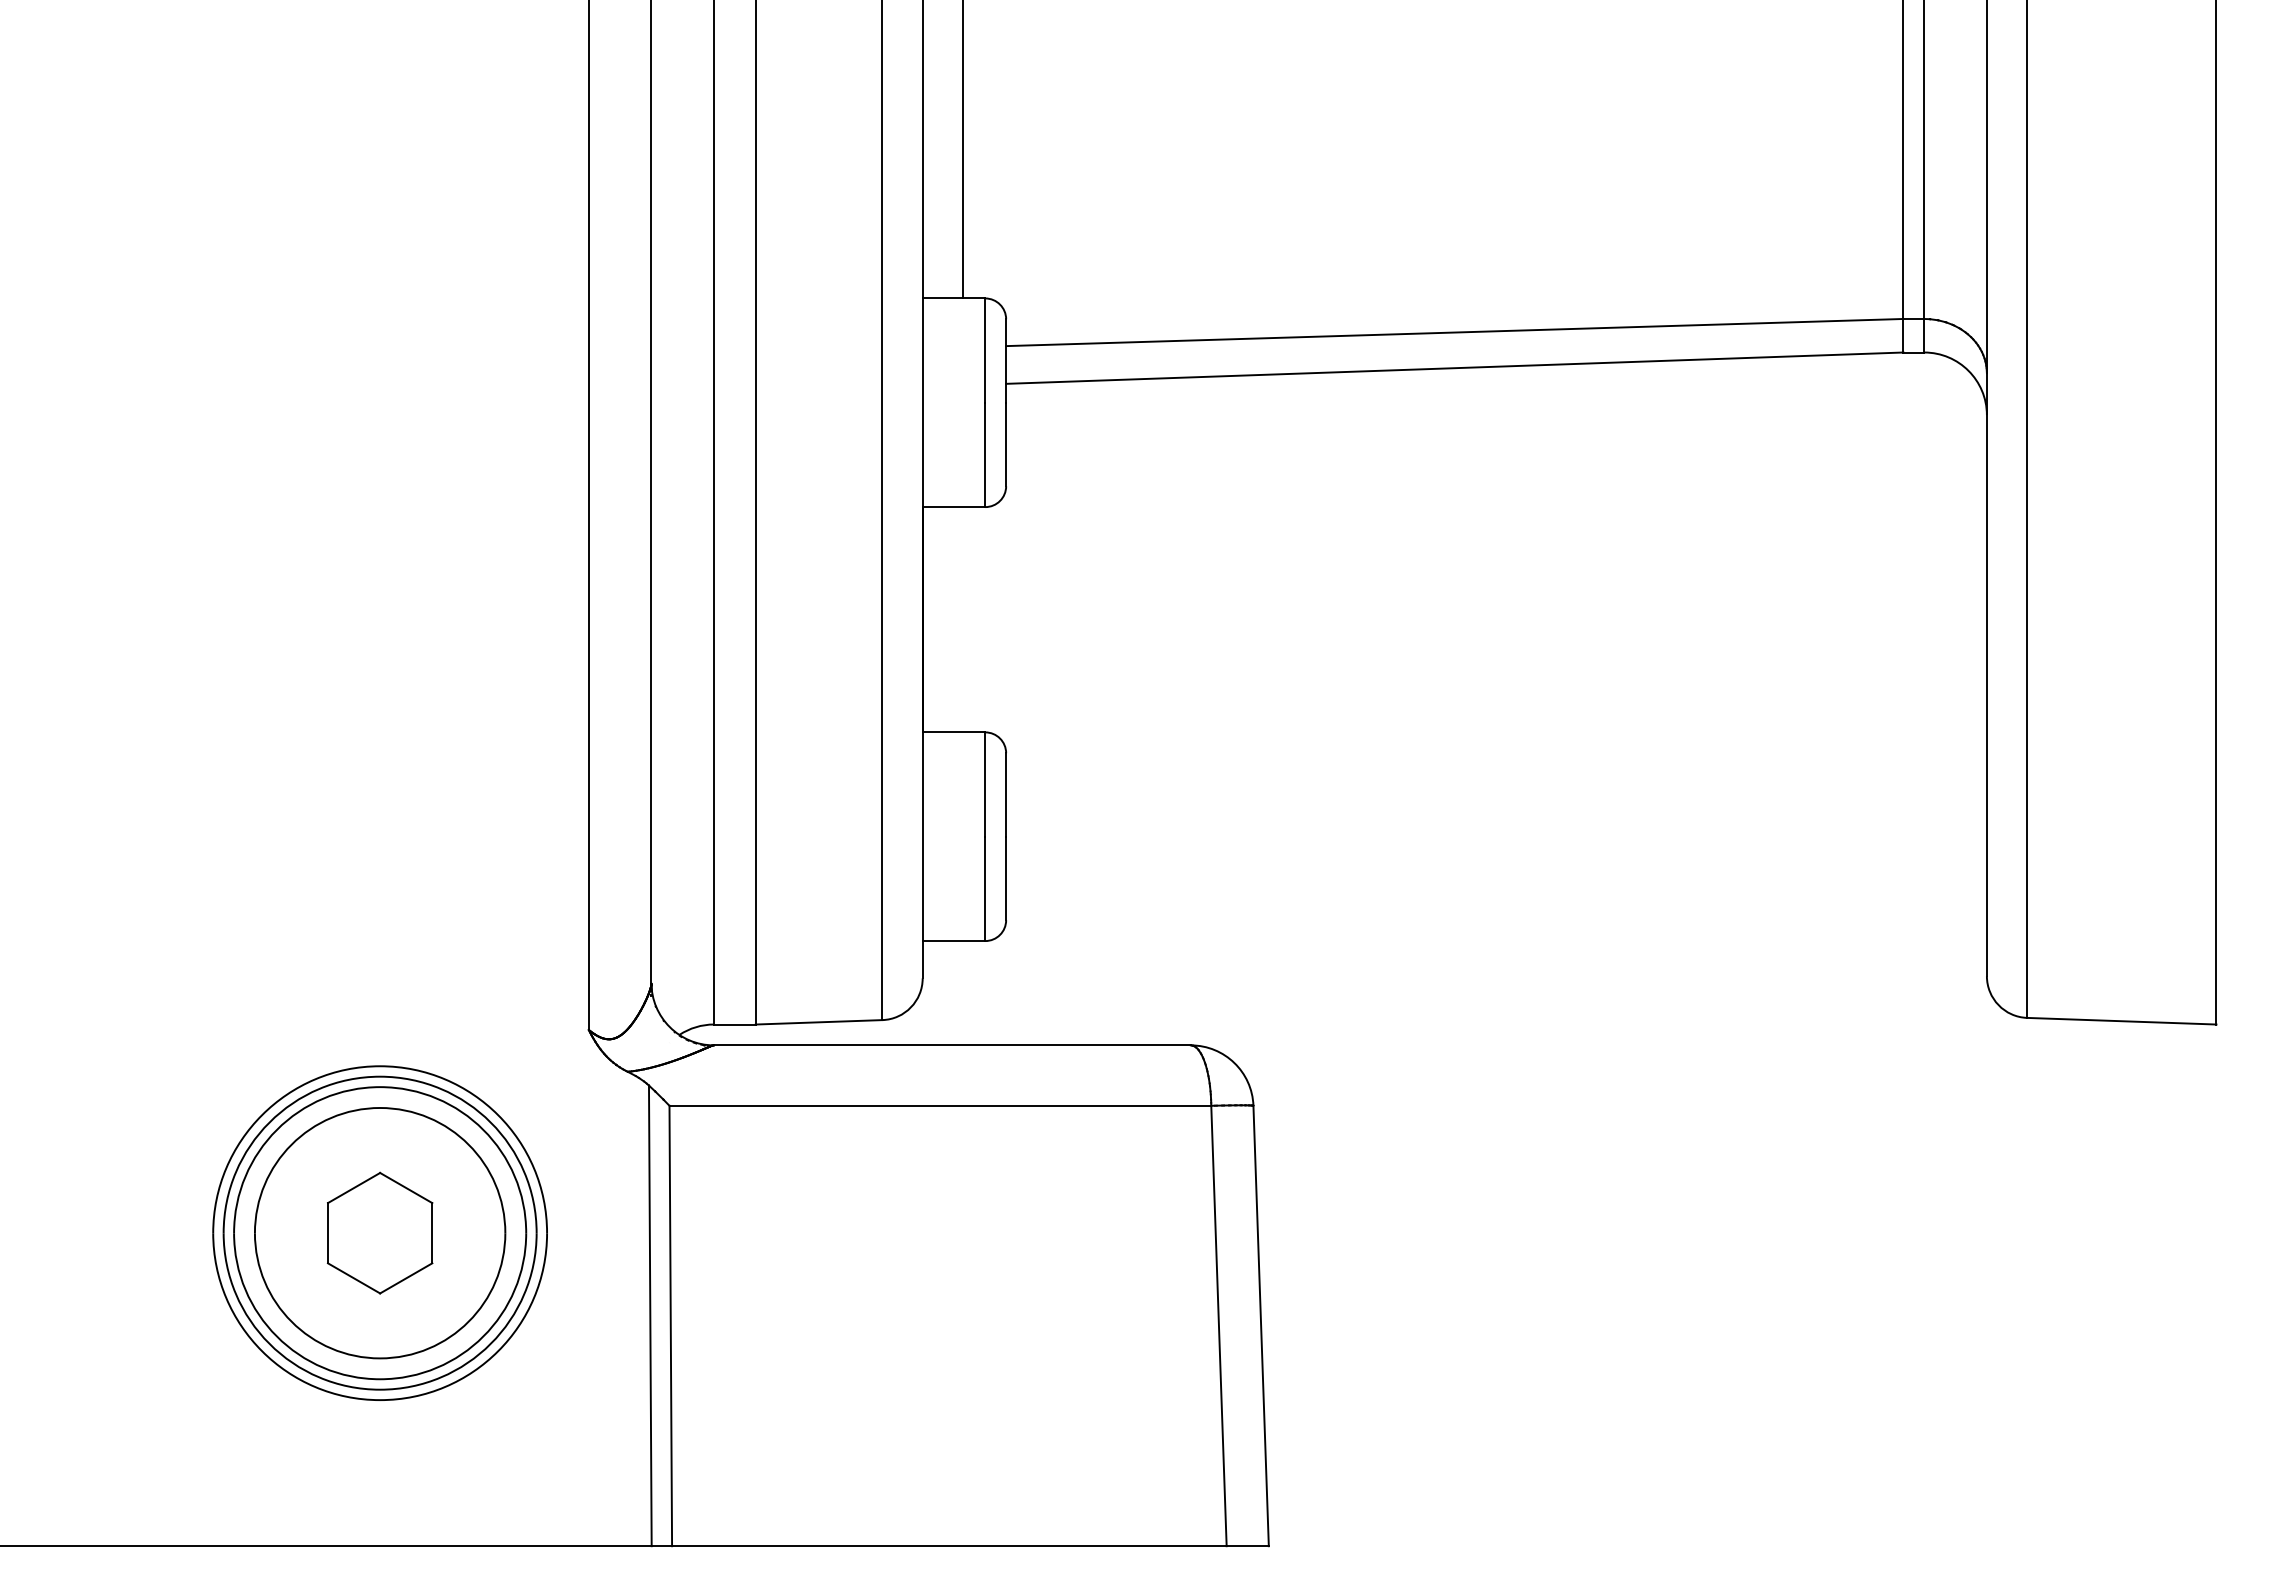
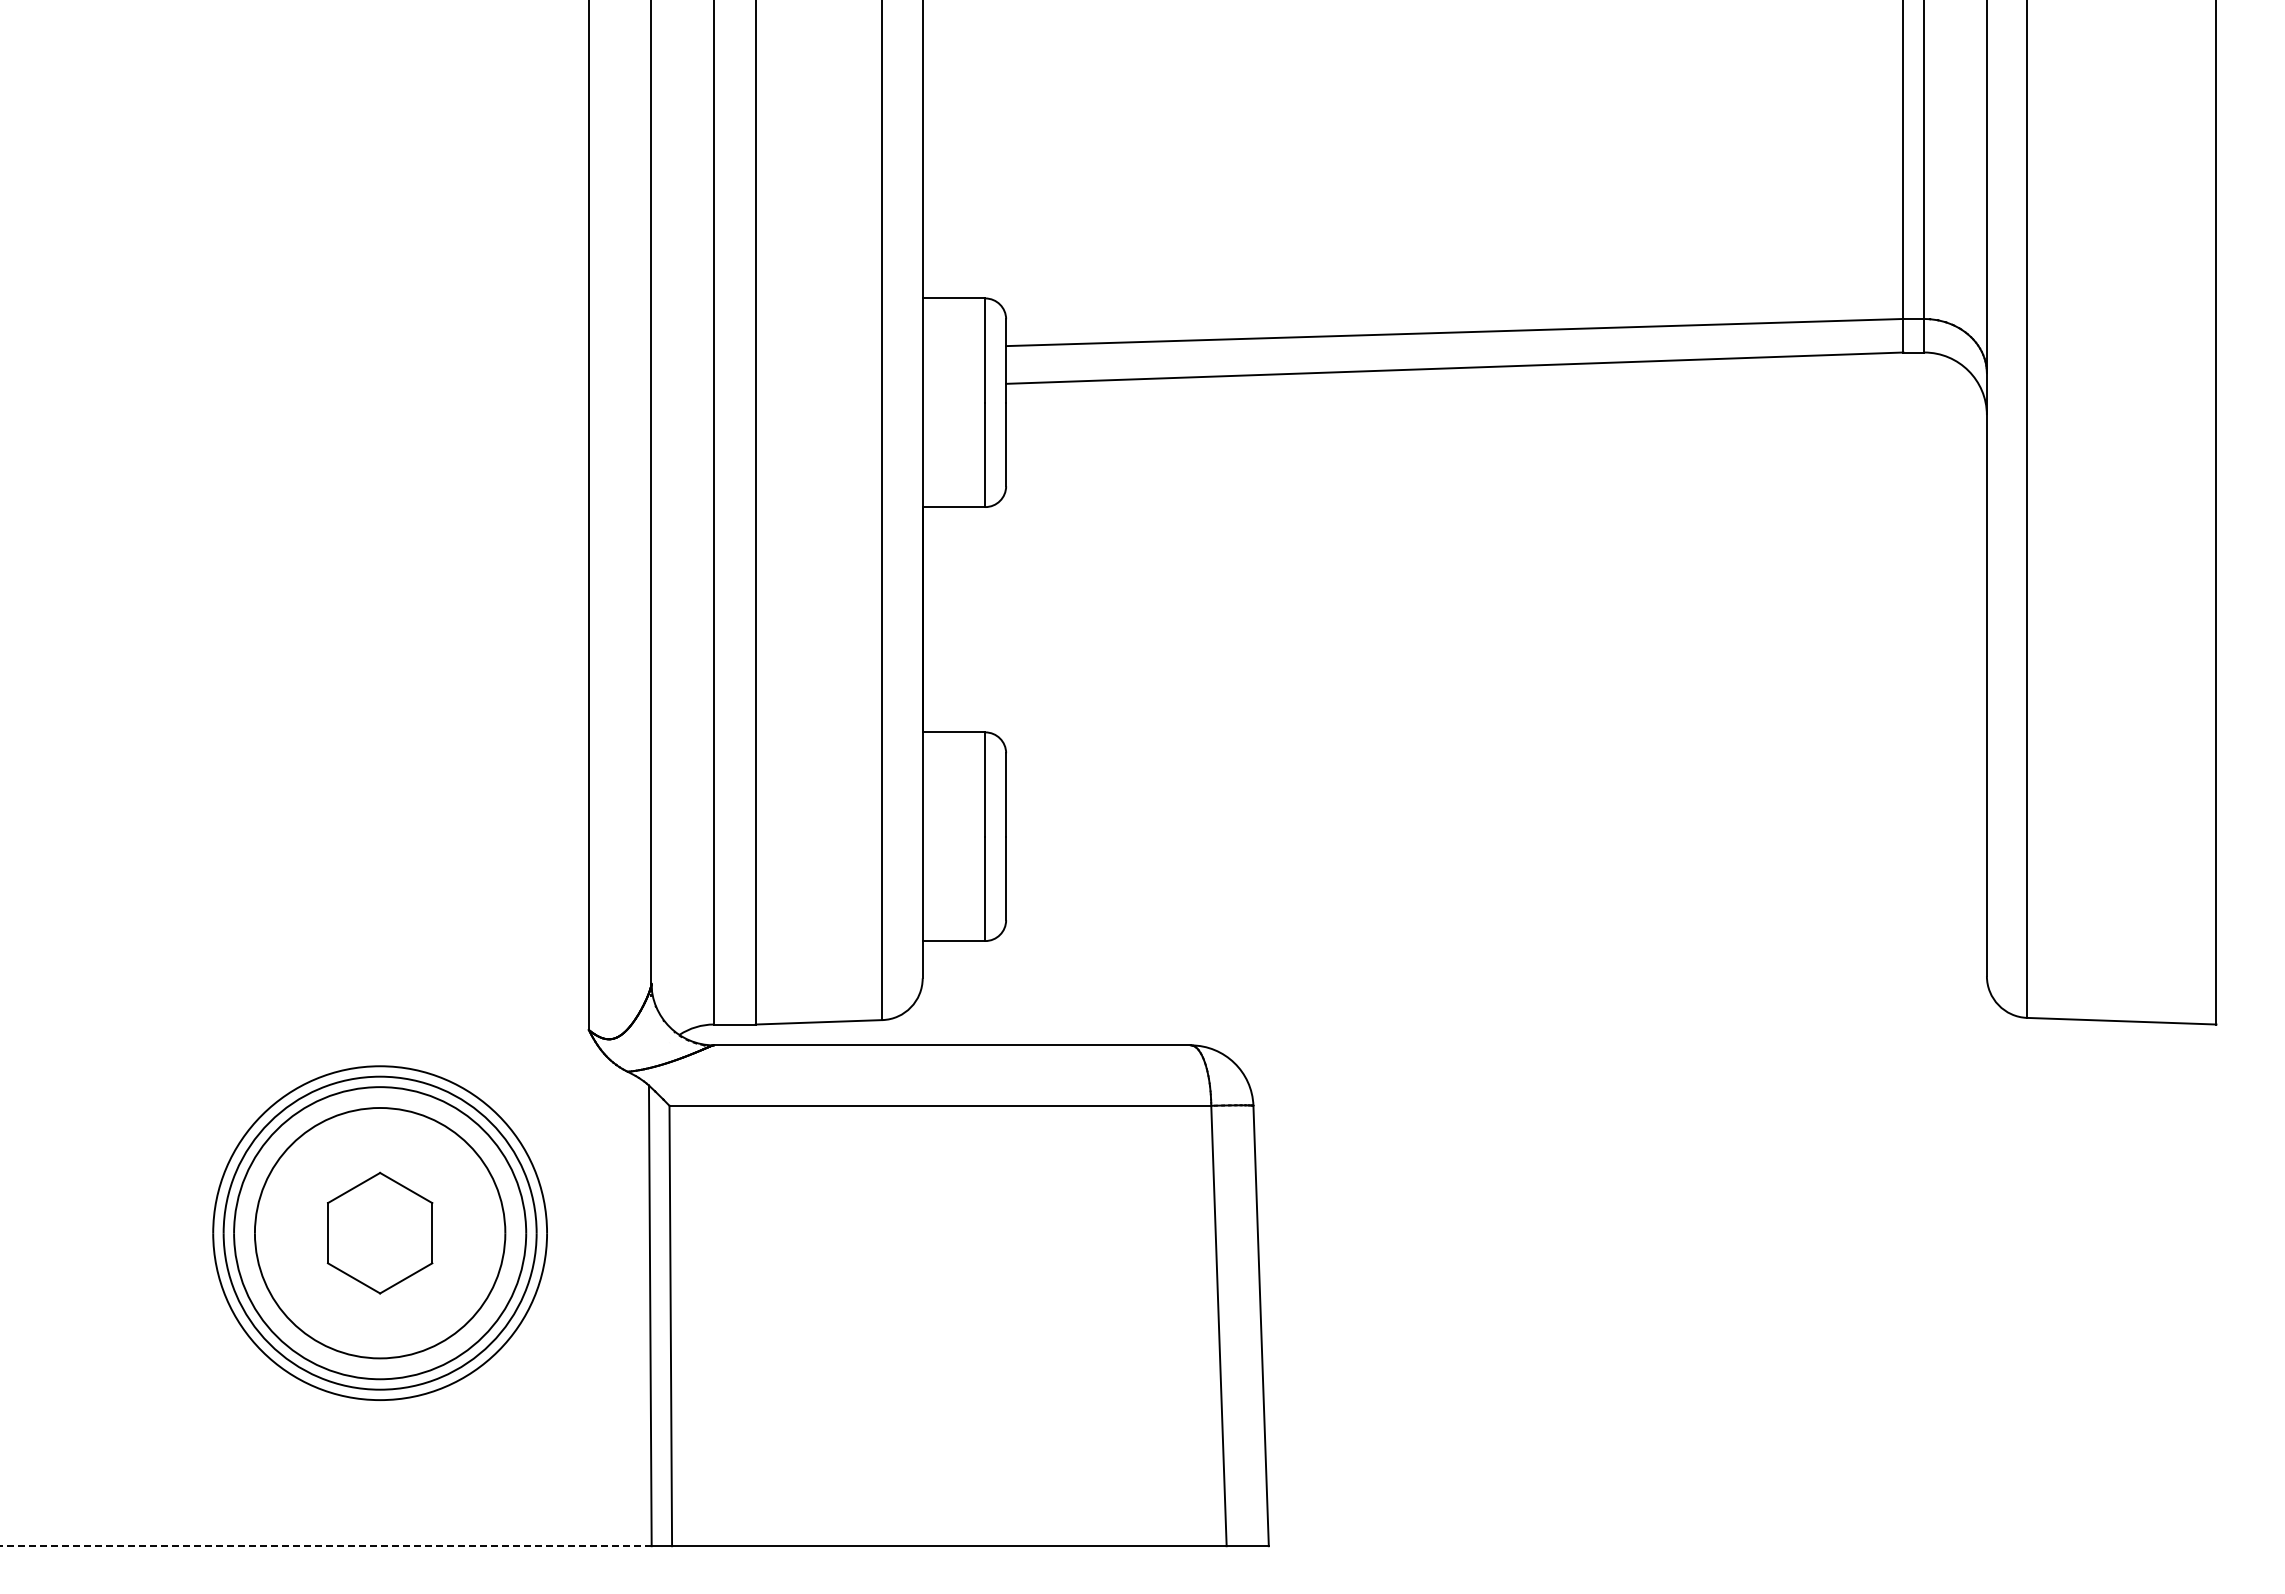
line: present -> none (962, 150)
line: solid -> dashed (325, 1546)
